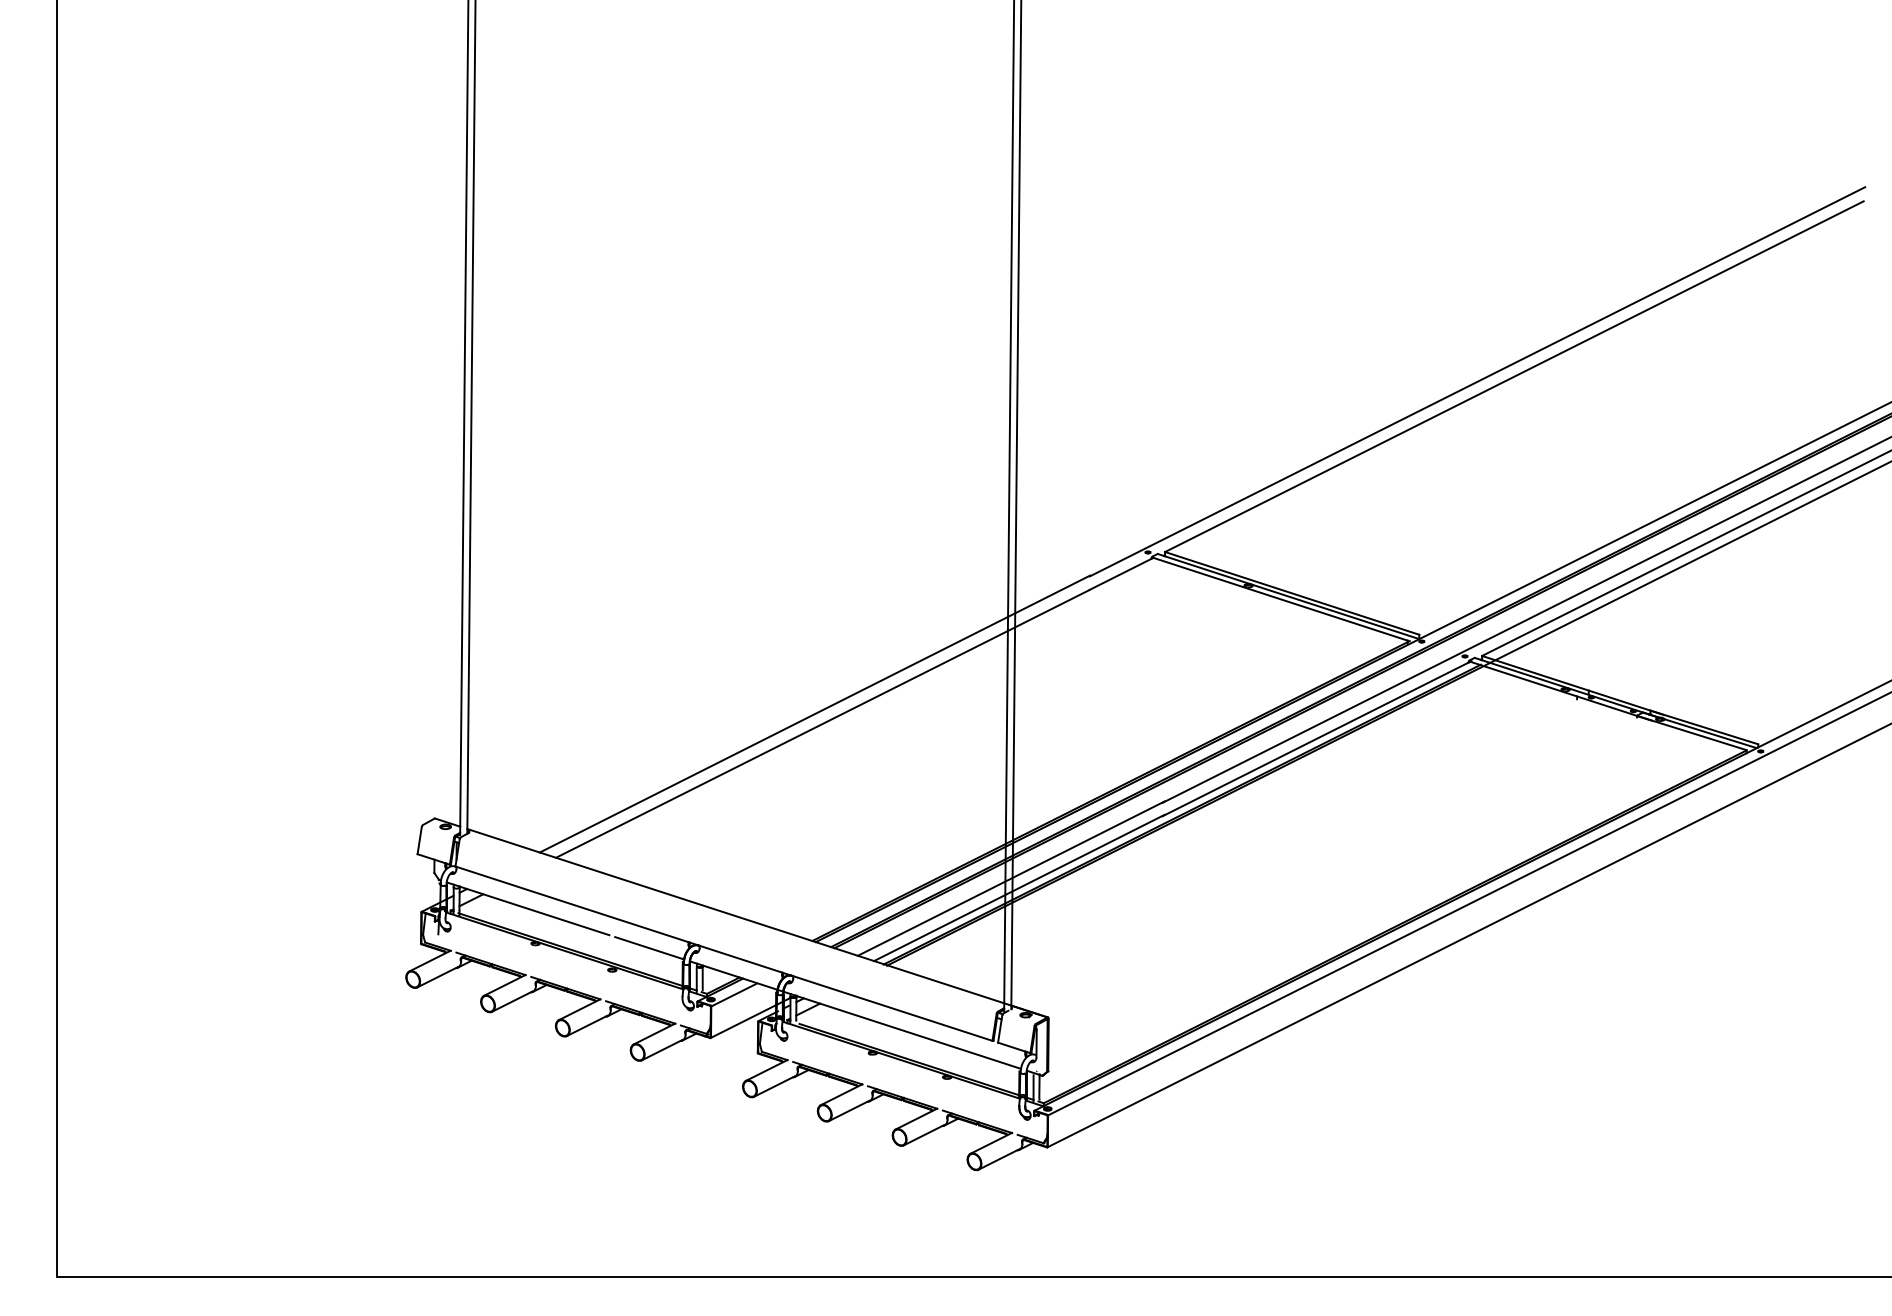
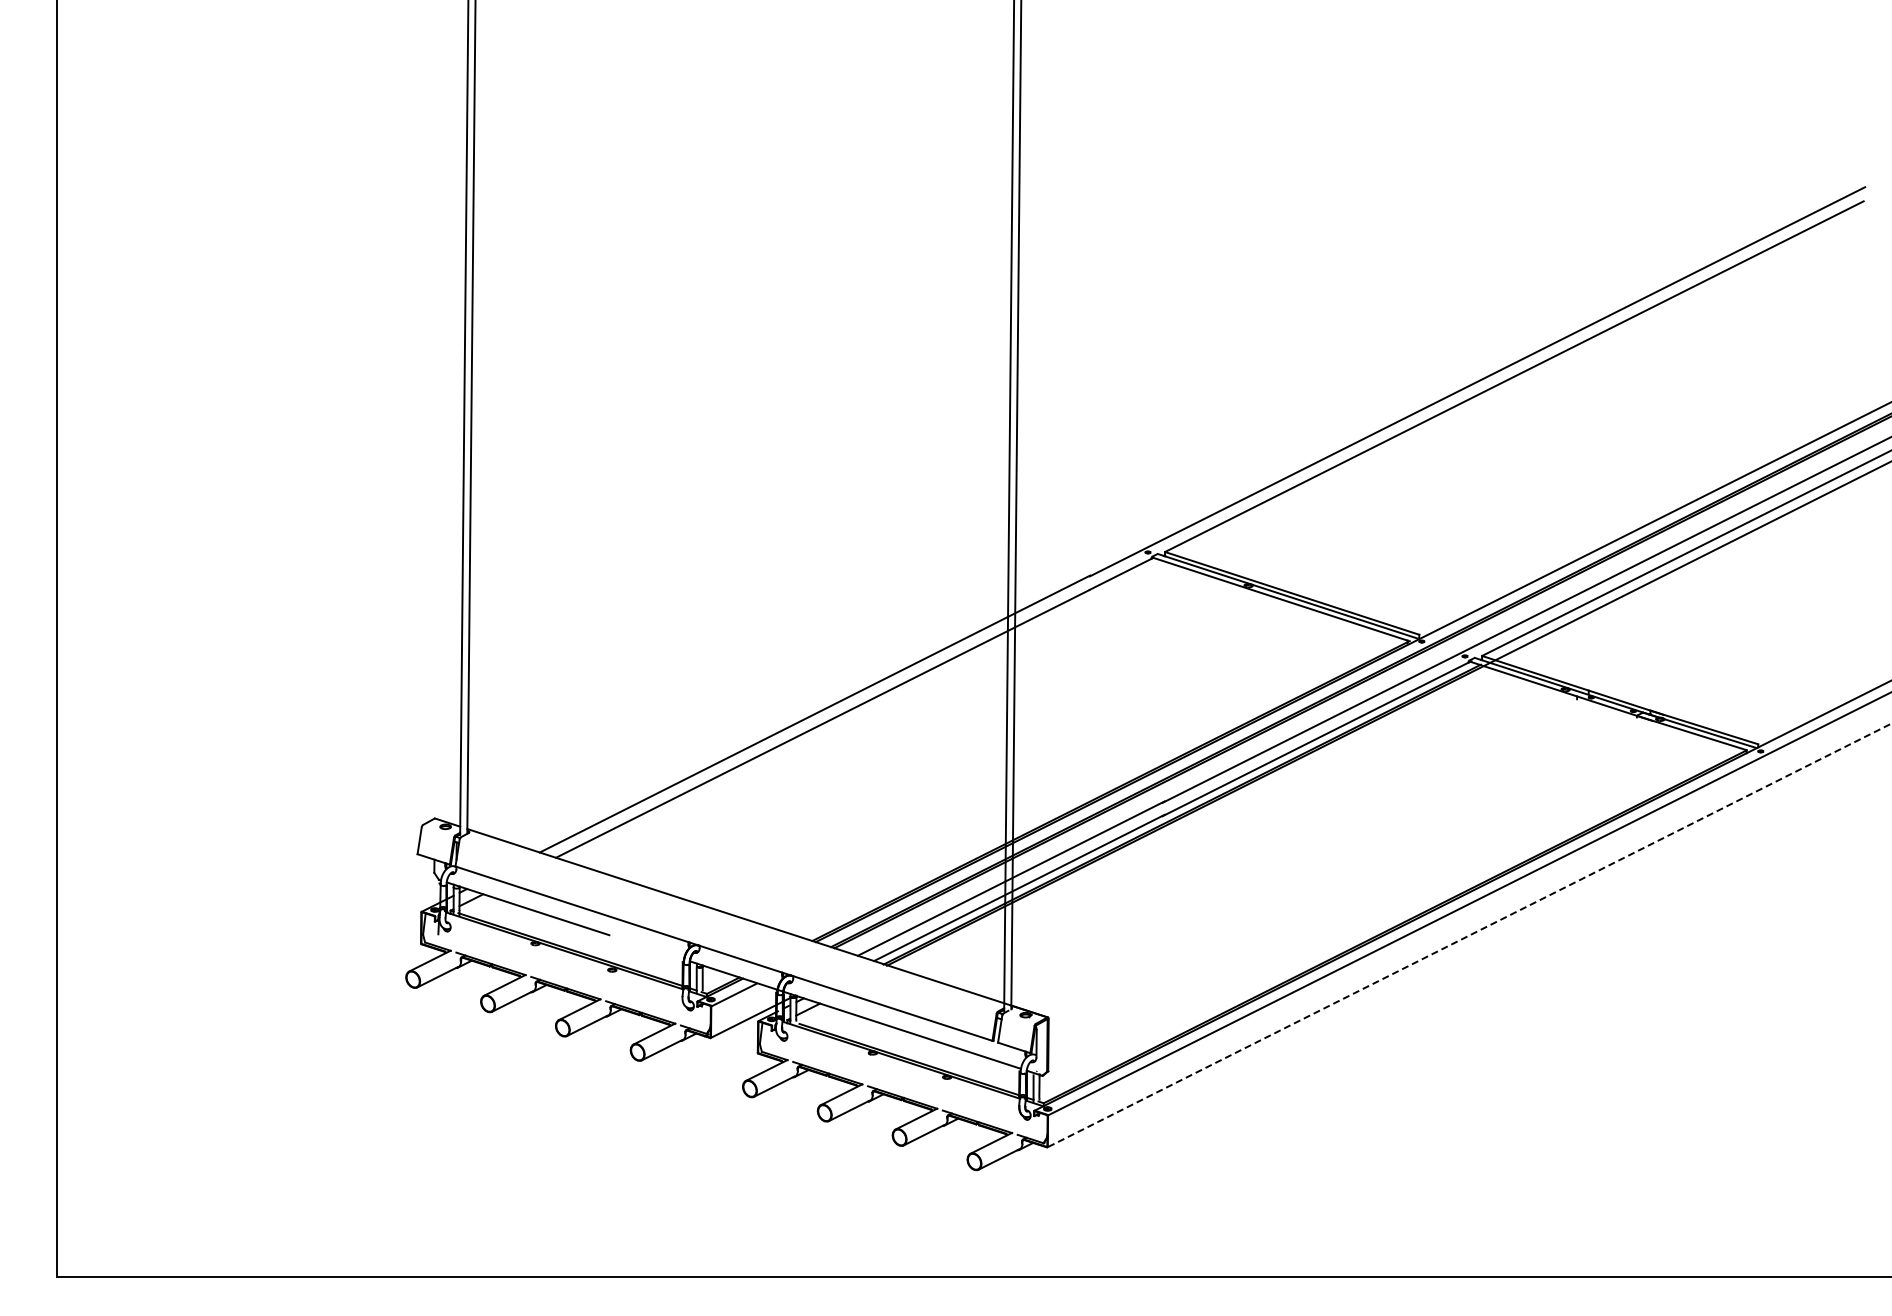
line: solid -> dashed (1469, 935)
line: present -> none (649, 948)
